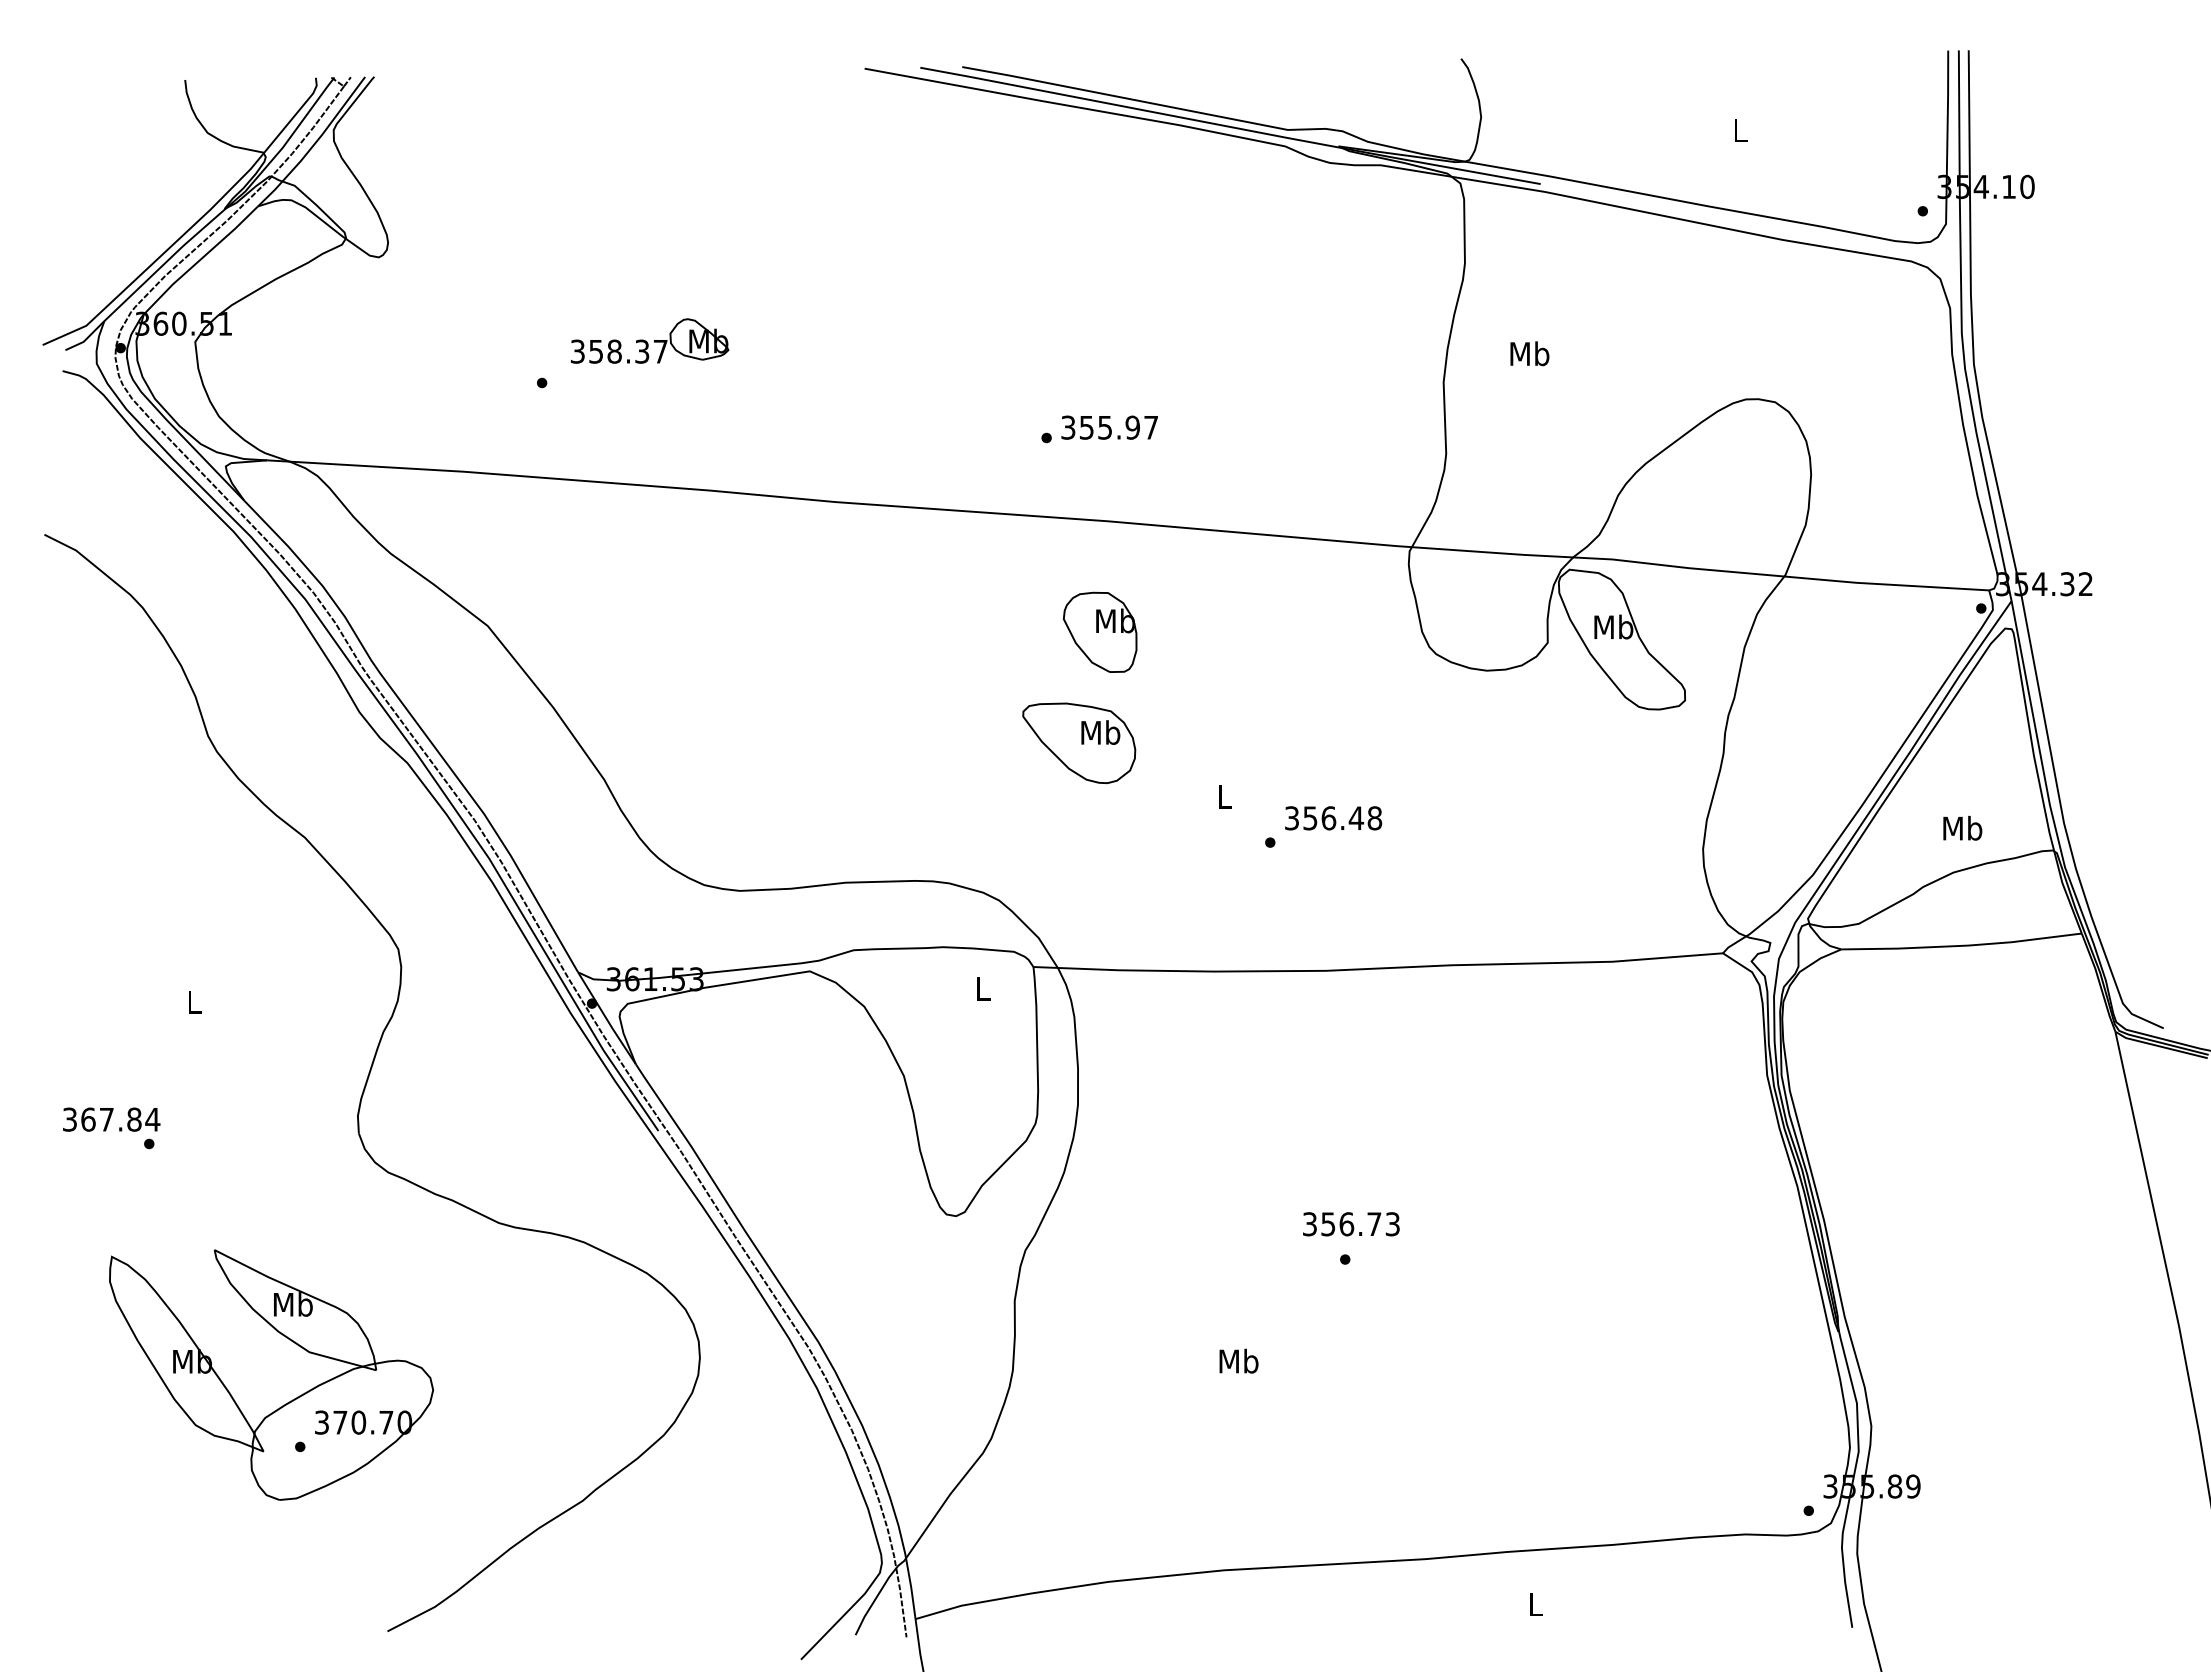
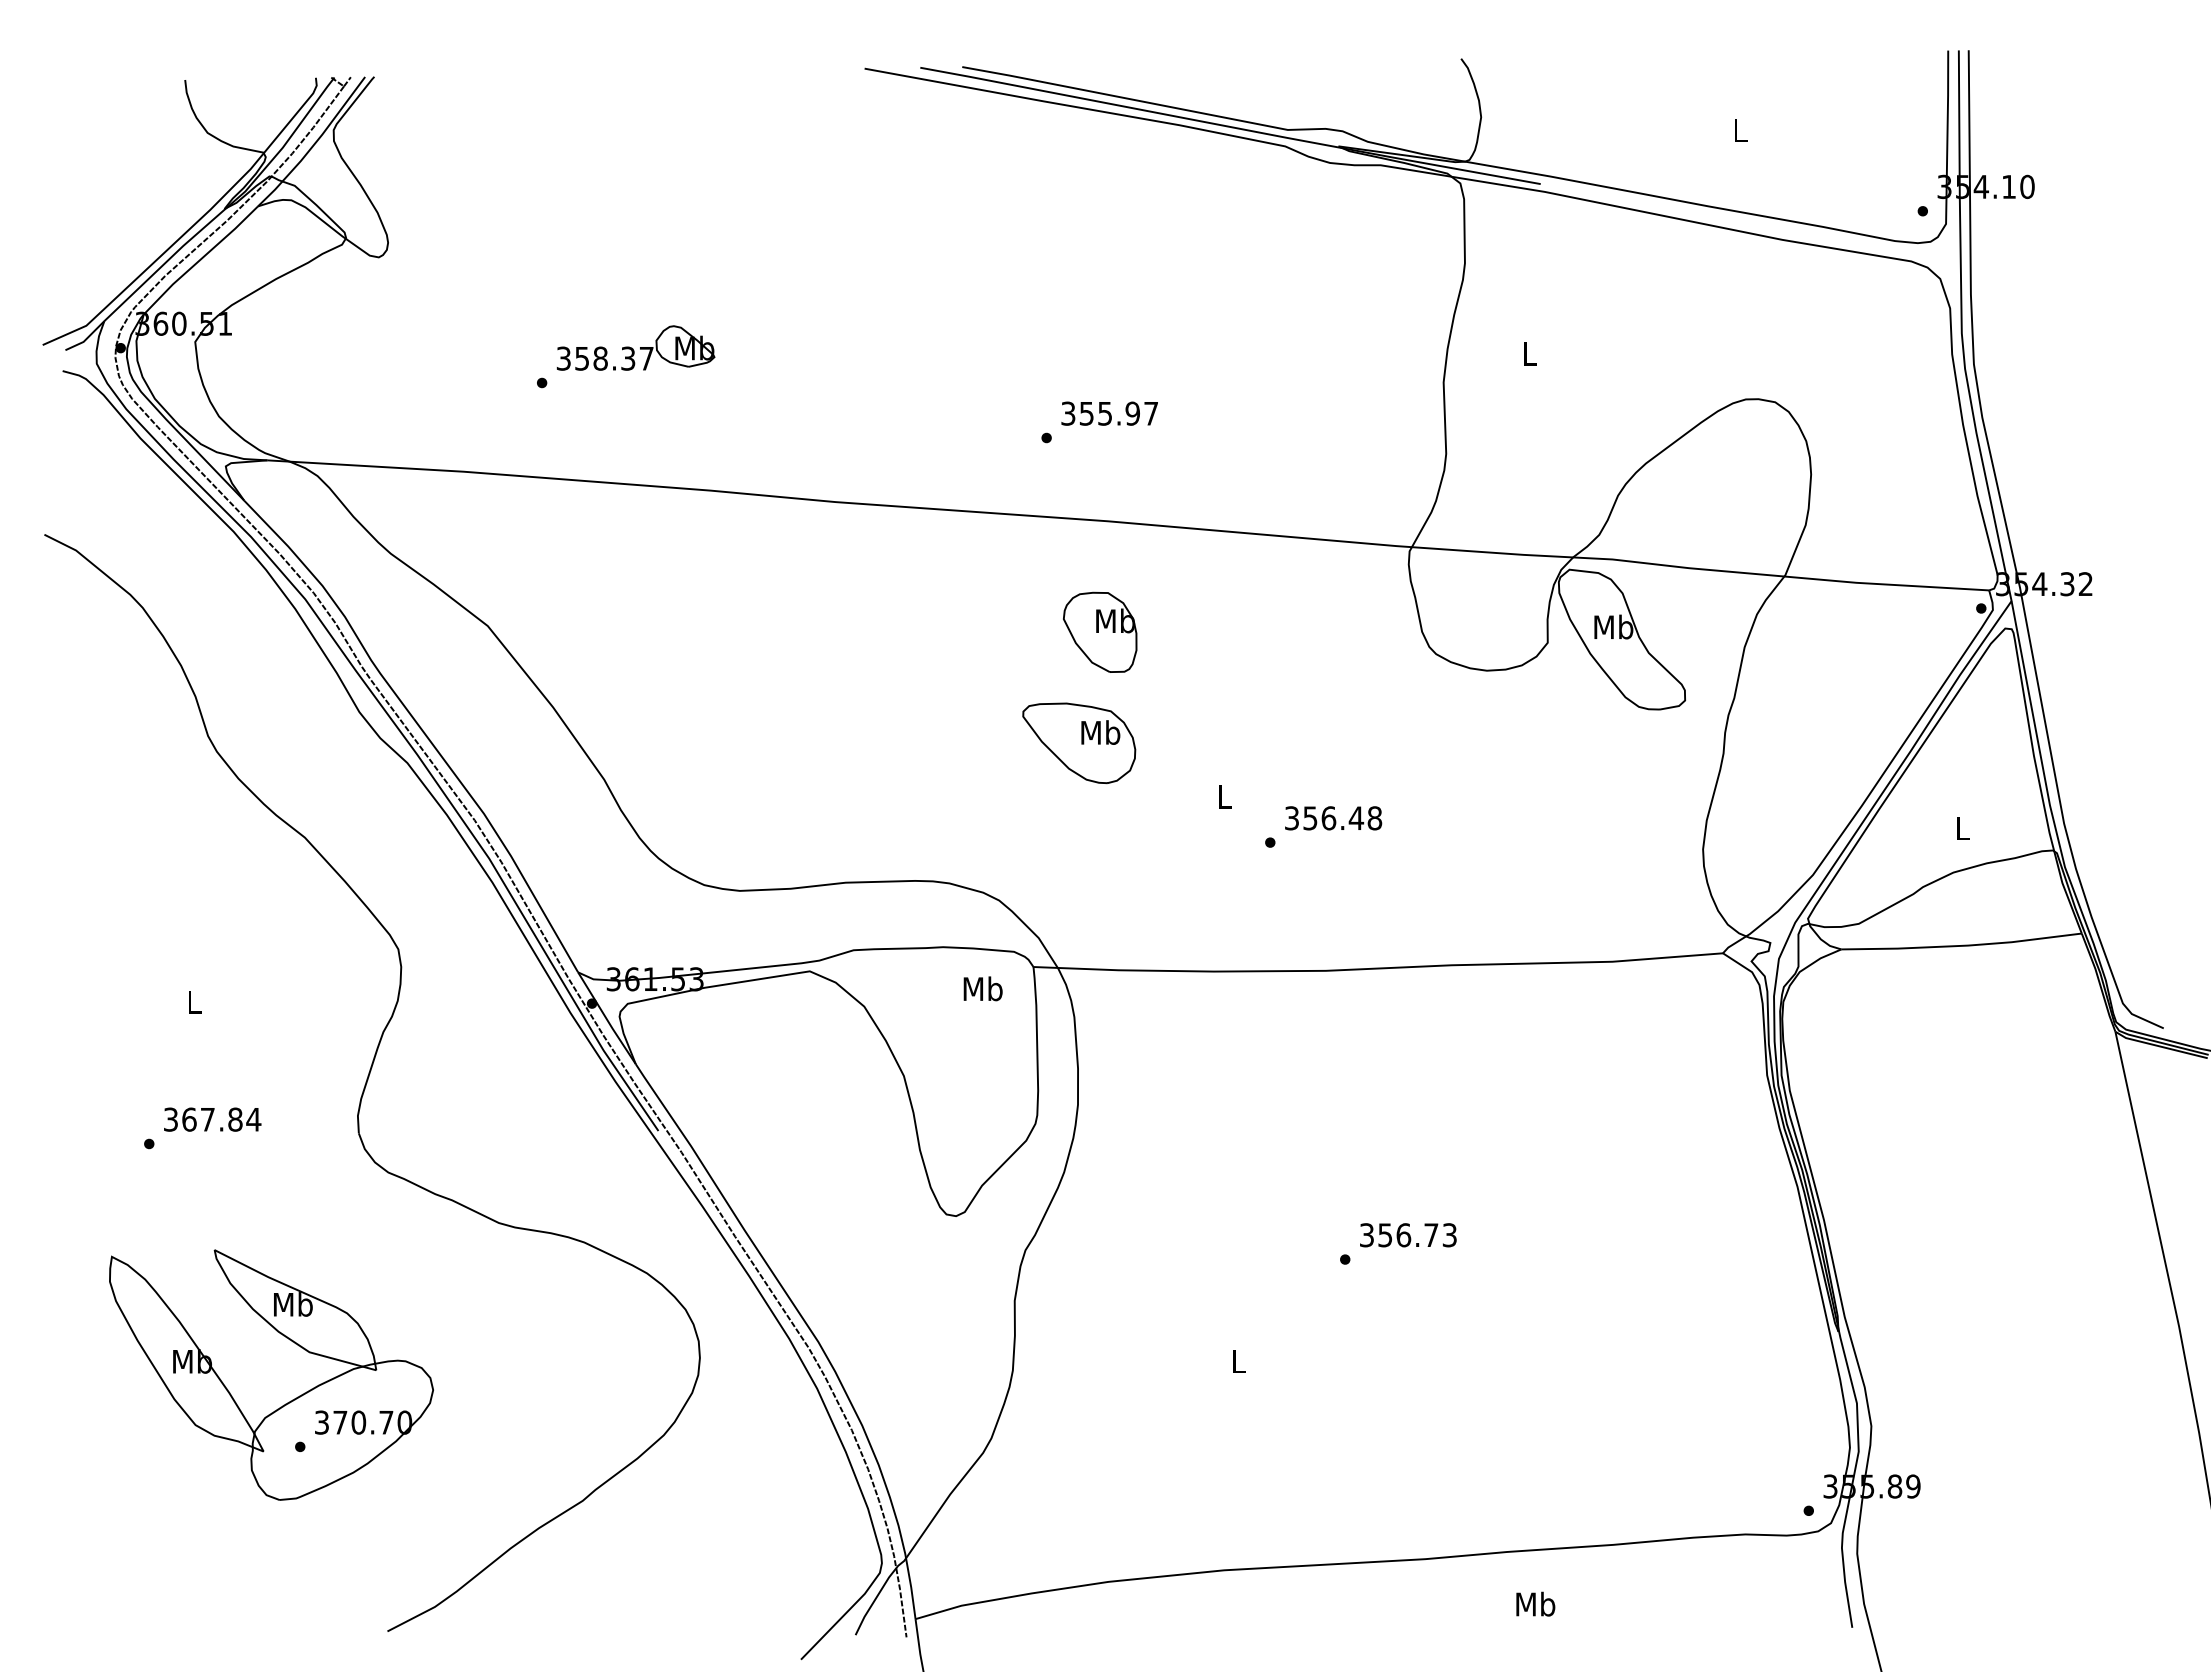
part position: (649, 340) -> (635, 347) (635, 347)
text: Mb -> L (1529, 353)
text position: (1109, 427) -> (1109, 413) (1109, 413)
text: Mb -> L (1962, 827)
text: L -> Mb (982, 988)
text position: (111, 1119) -> (212, 1119) (212, 1119)
text position: (1351, 1224) -> (1408, 1235) (1408, 1235)
text: Mb -> L (1238, 1360)
text: L -> Mb (1535, 1603)
